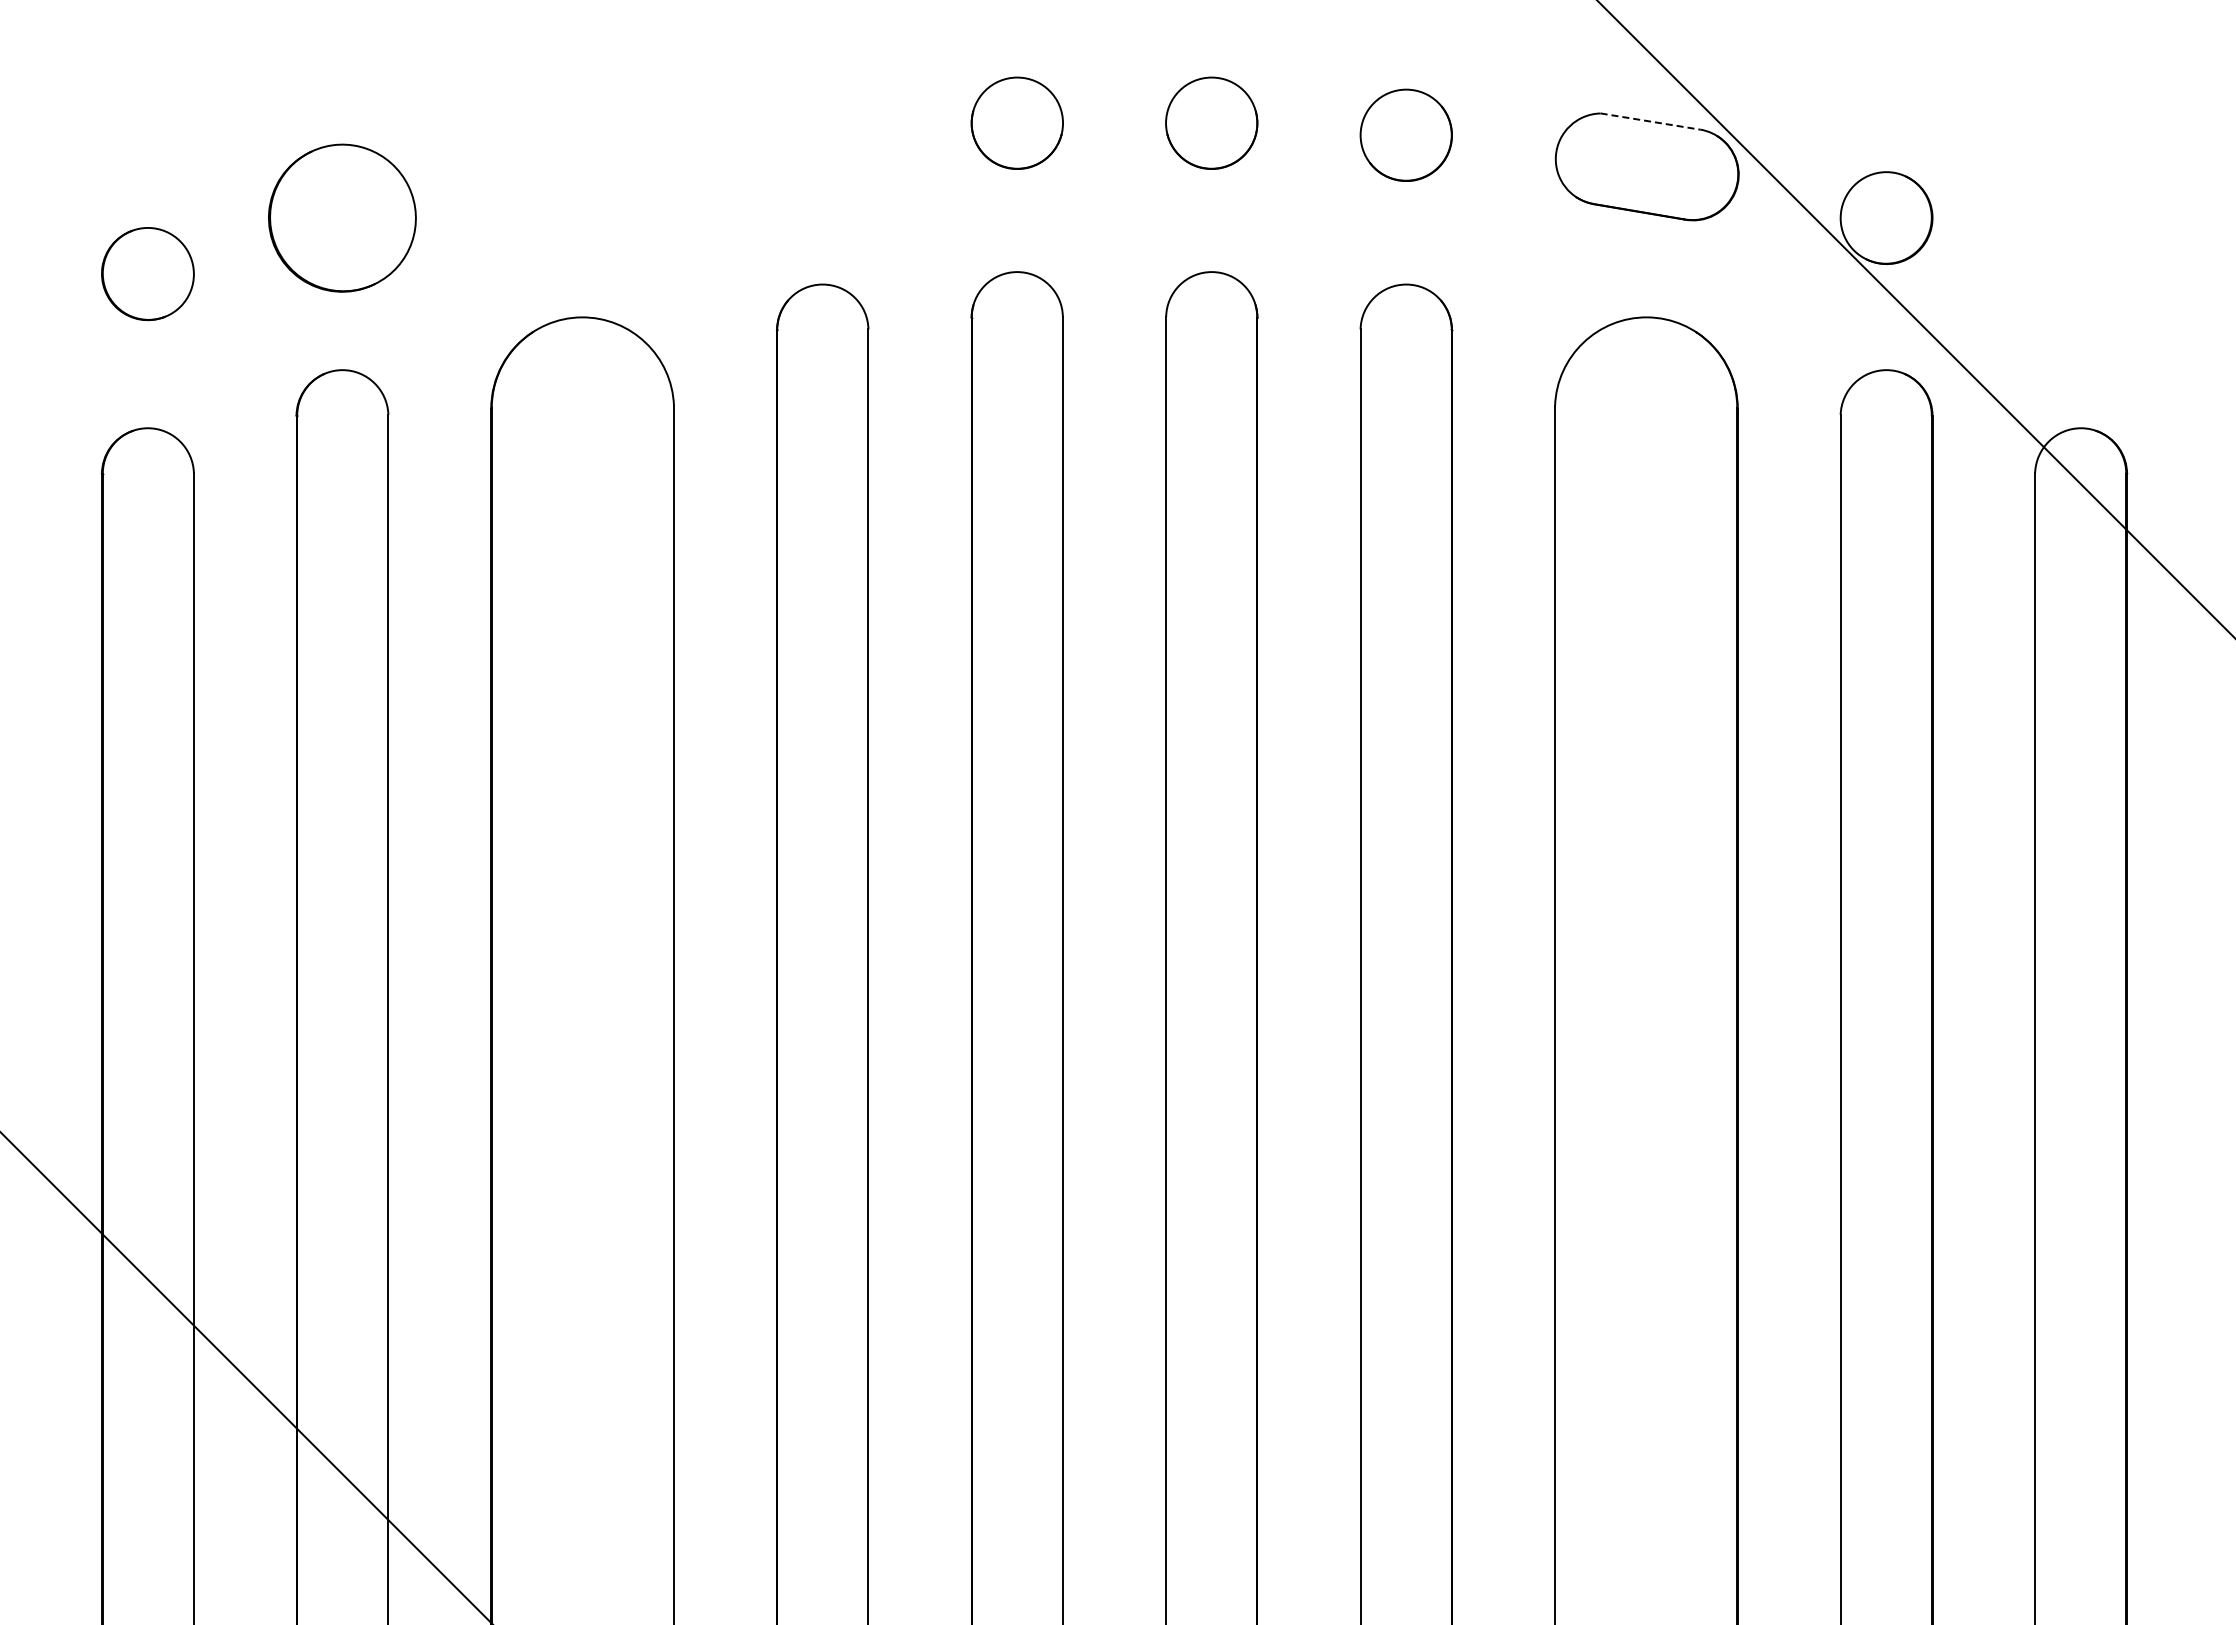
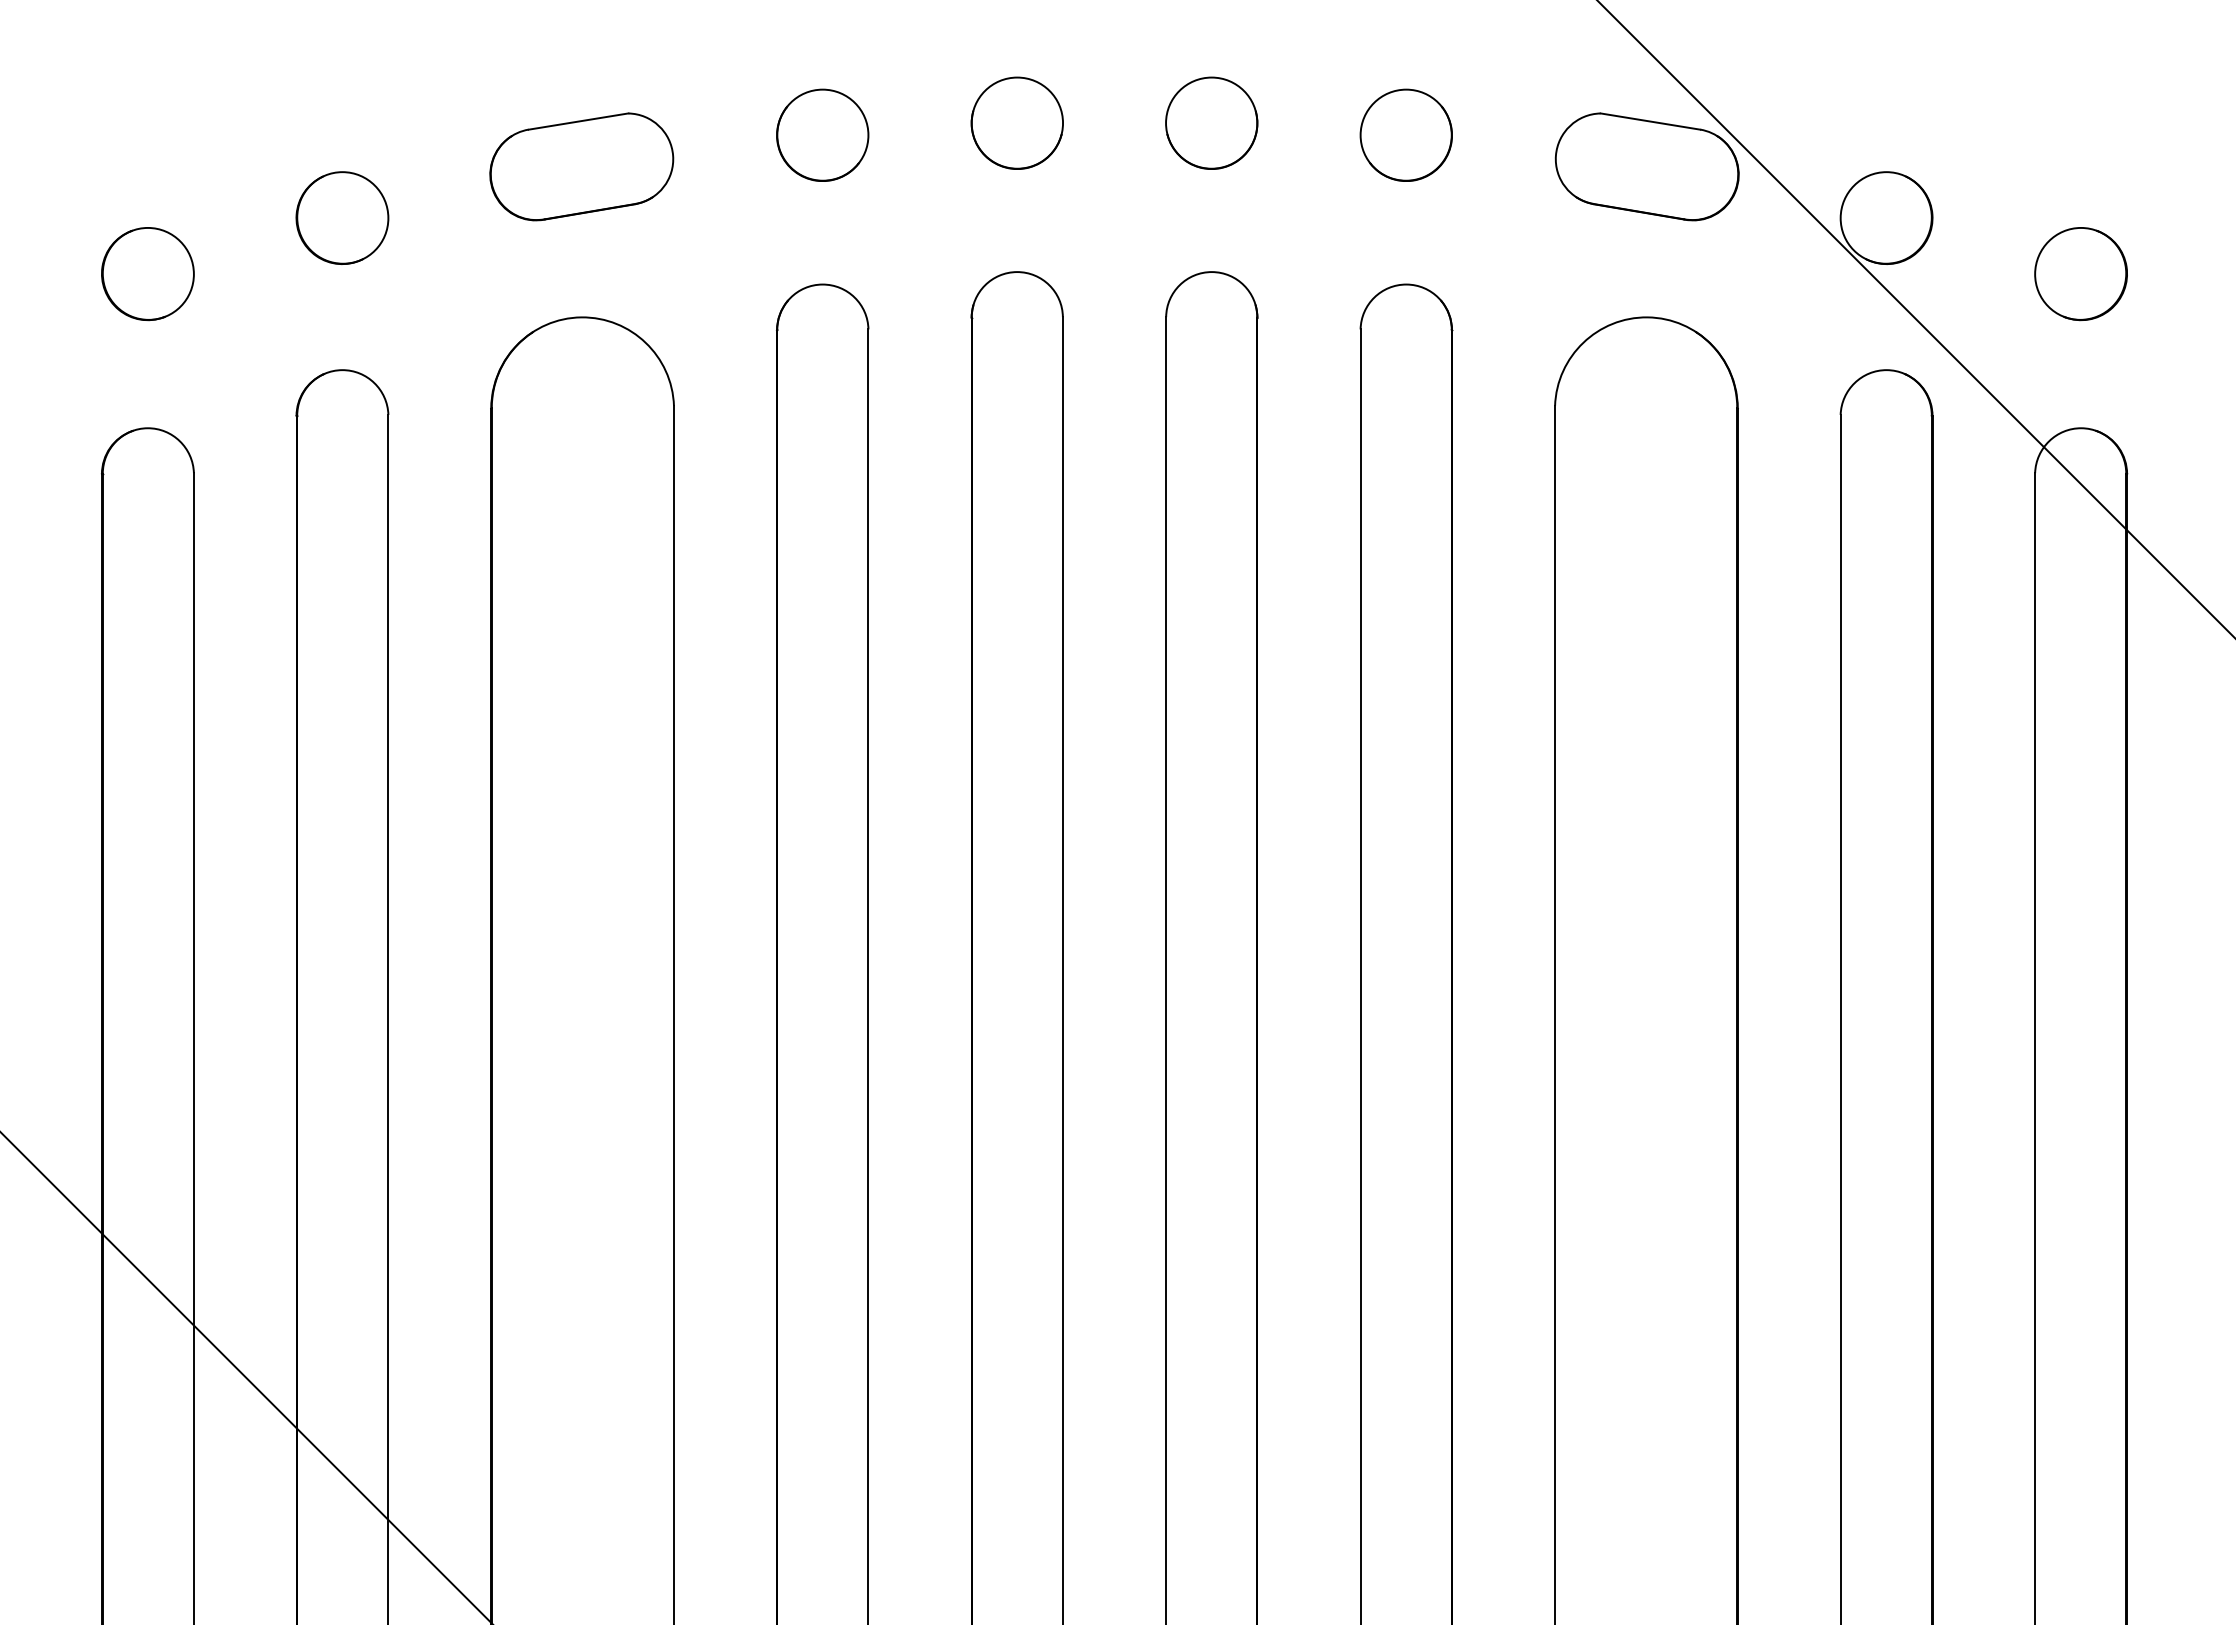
line: dashed -> solid (1650, 121)
part: none -> present (822, 134)
part: none -> present (581, 166)
part size: 149x150 px -> 95x94 px (342, 217)
part: none -> present (2080, 274)
